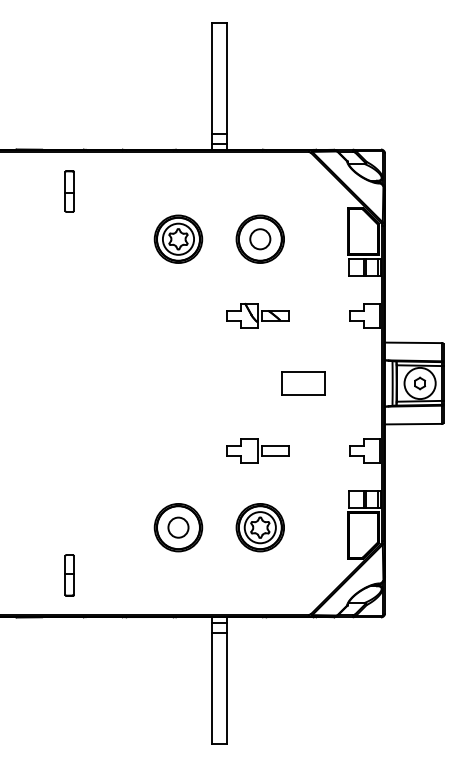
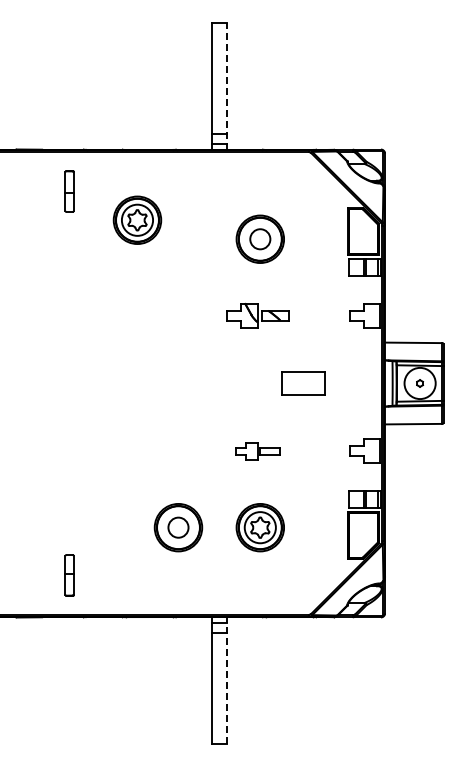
line: solid -> dashed (227, 85)
part position: (178, 238) -> (137, 219) (137, 219)
part size: 12x15 px -> 8x9 px (419, 383)
part size: 64x26 px -> 46x19 px (257, 451)
line: solid -> dashed (227, 680)
